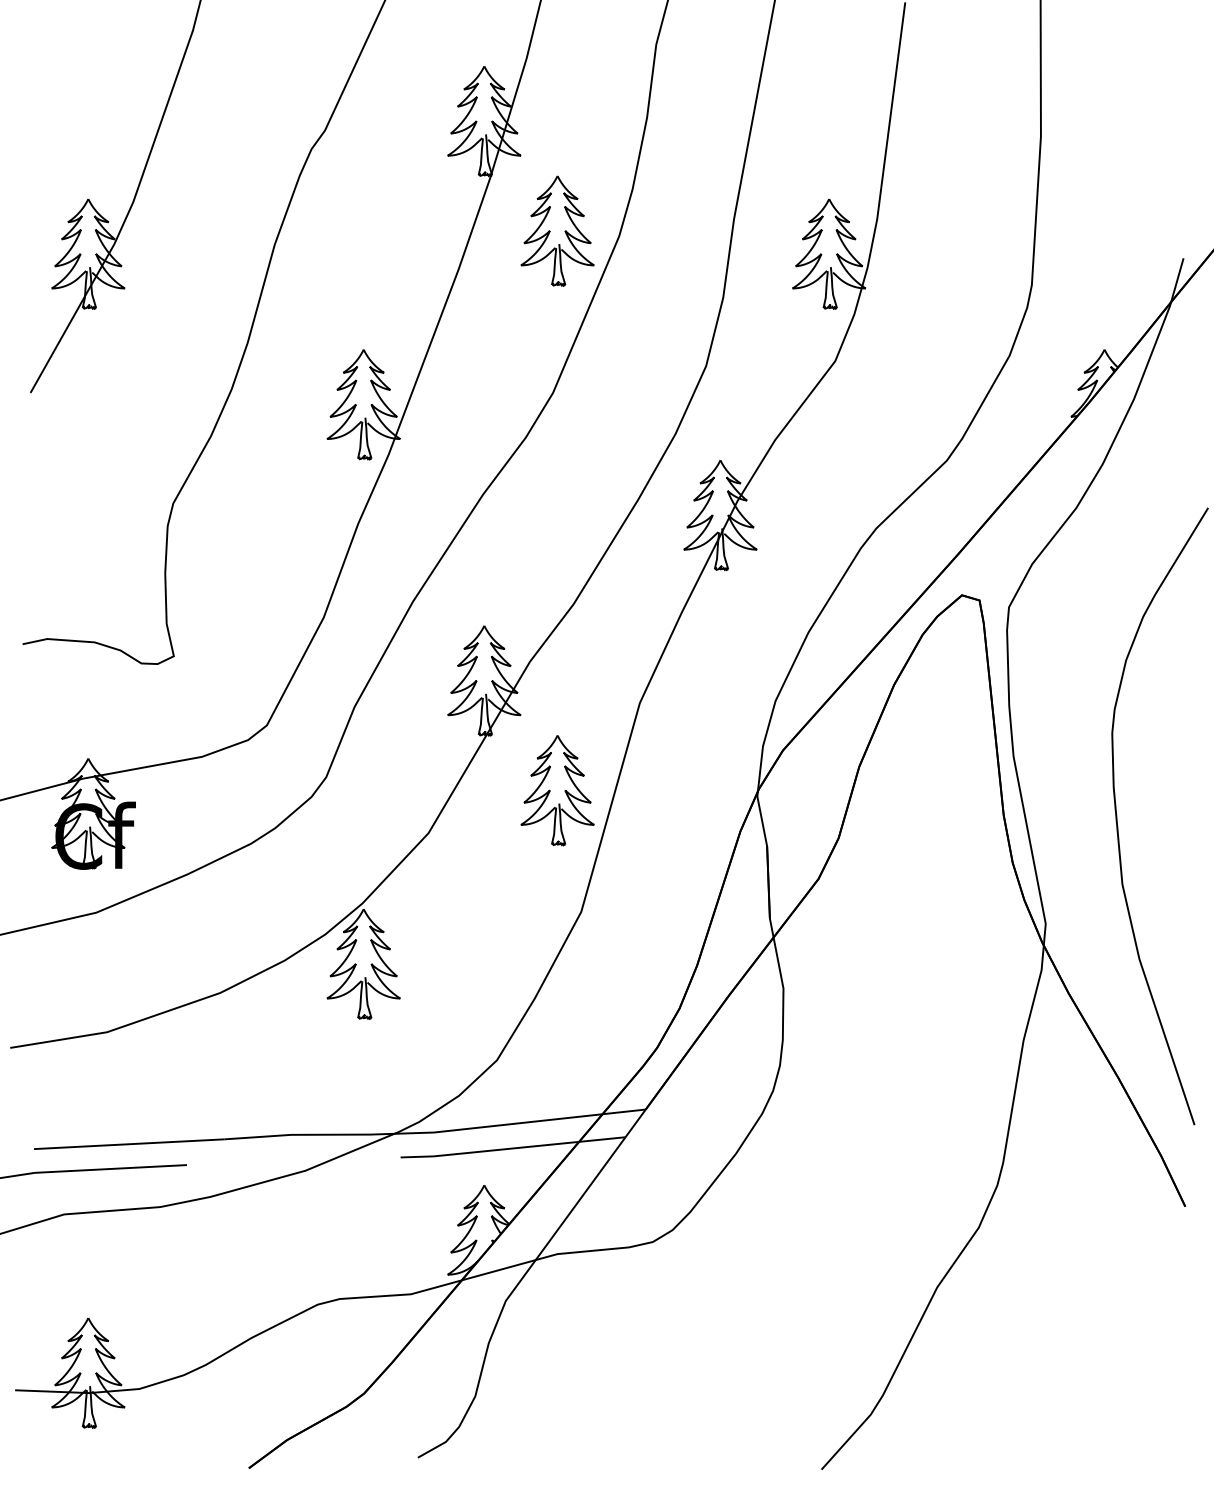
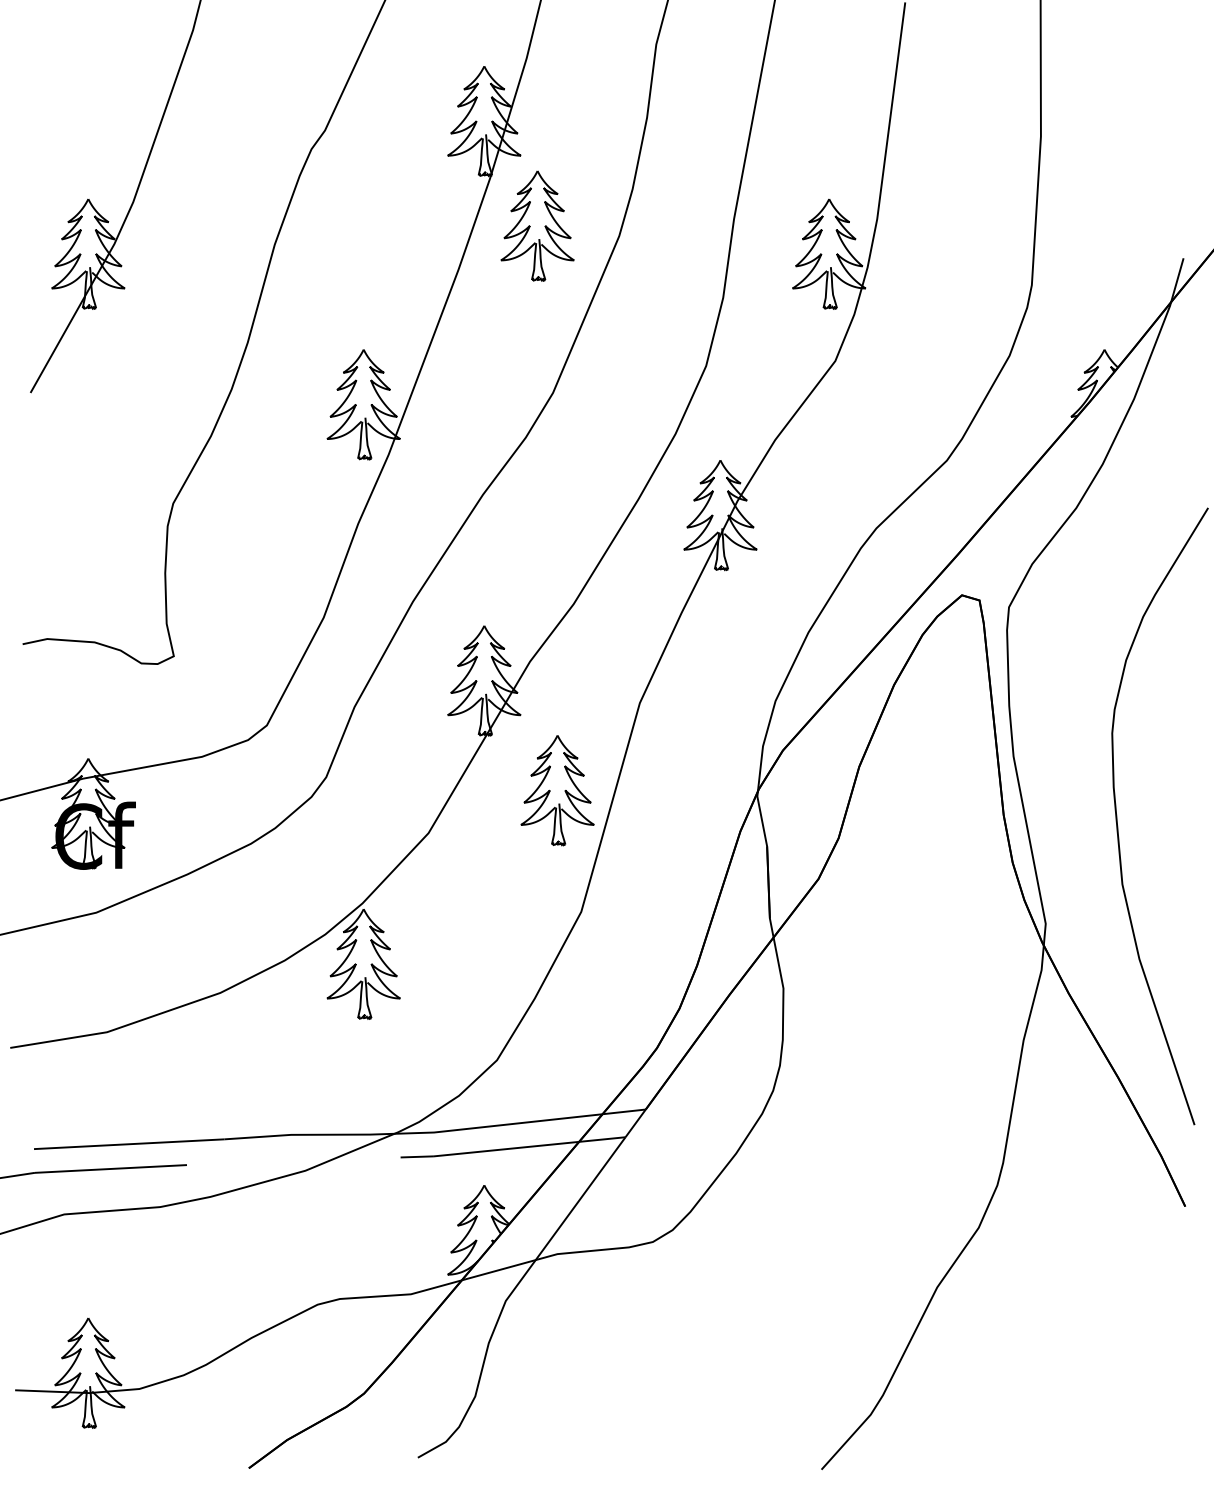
part position: (557, 230) -> (537, 225) (537, 225)
